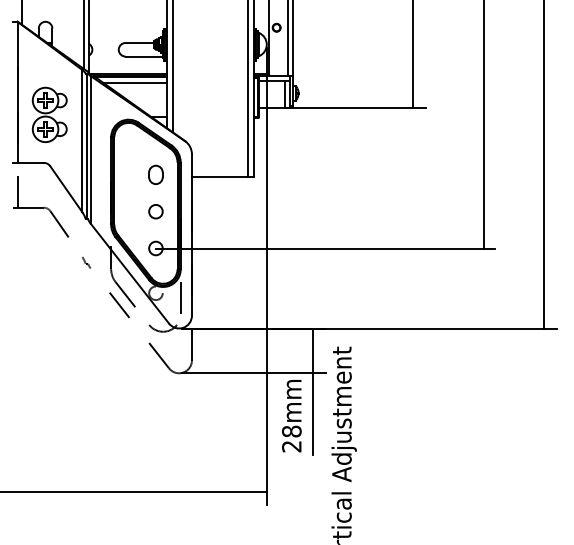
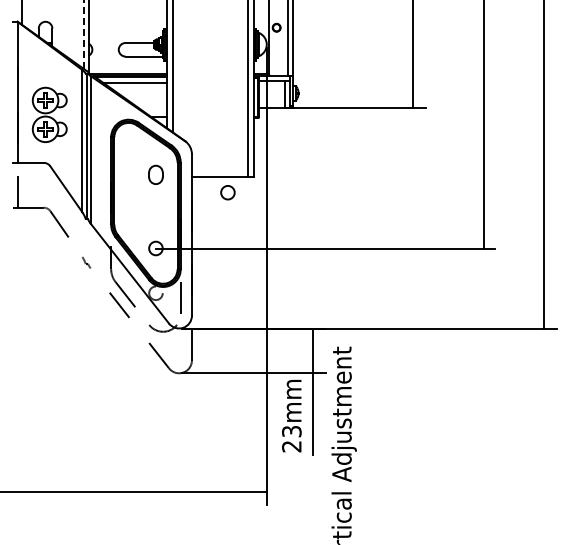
line: solid -> dashed (83, 34)
circle position: (155, 211) -> (227, 192) (227, 192)
text: 28mm -> 23mm (291, 431)
